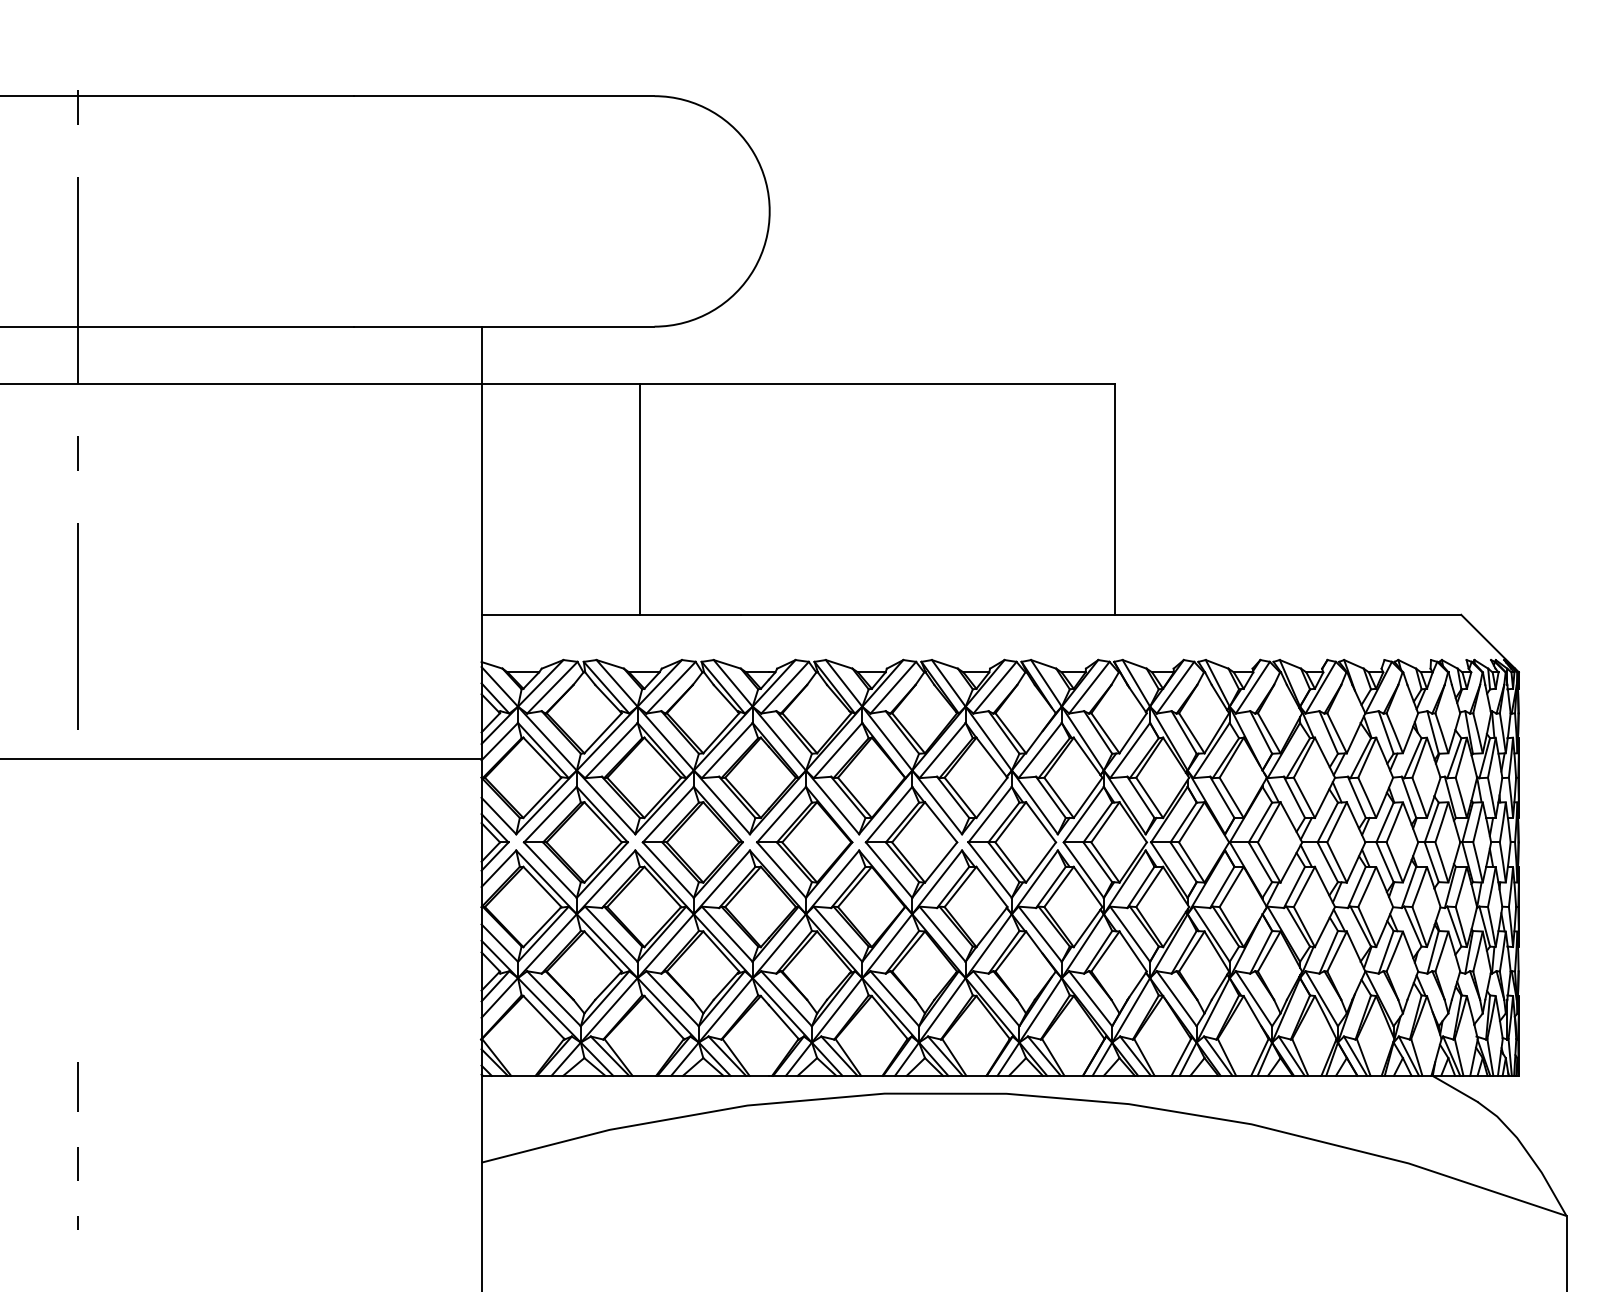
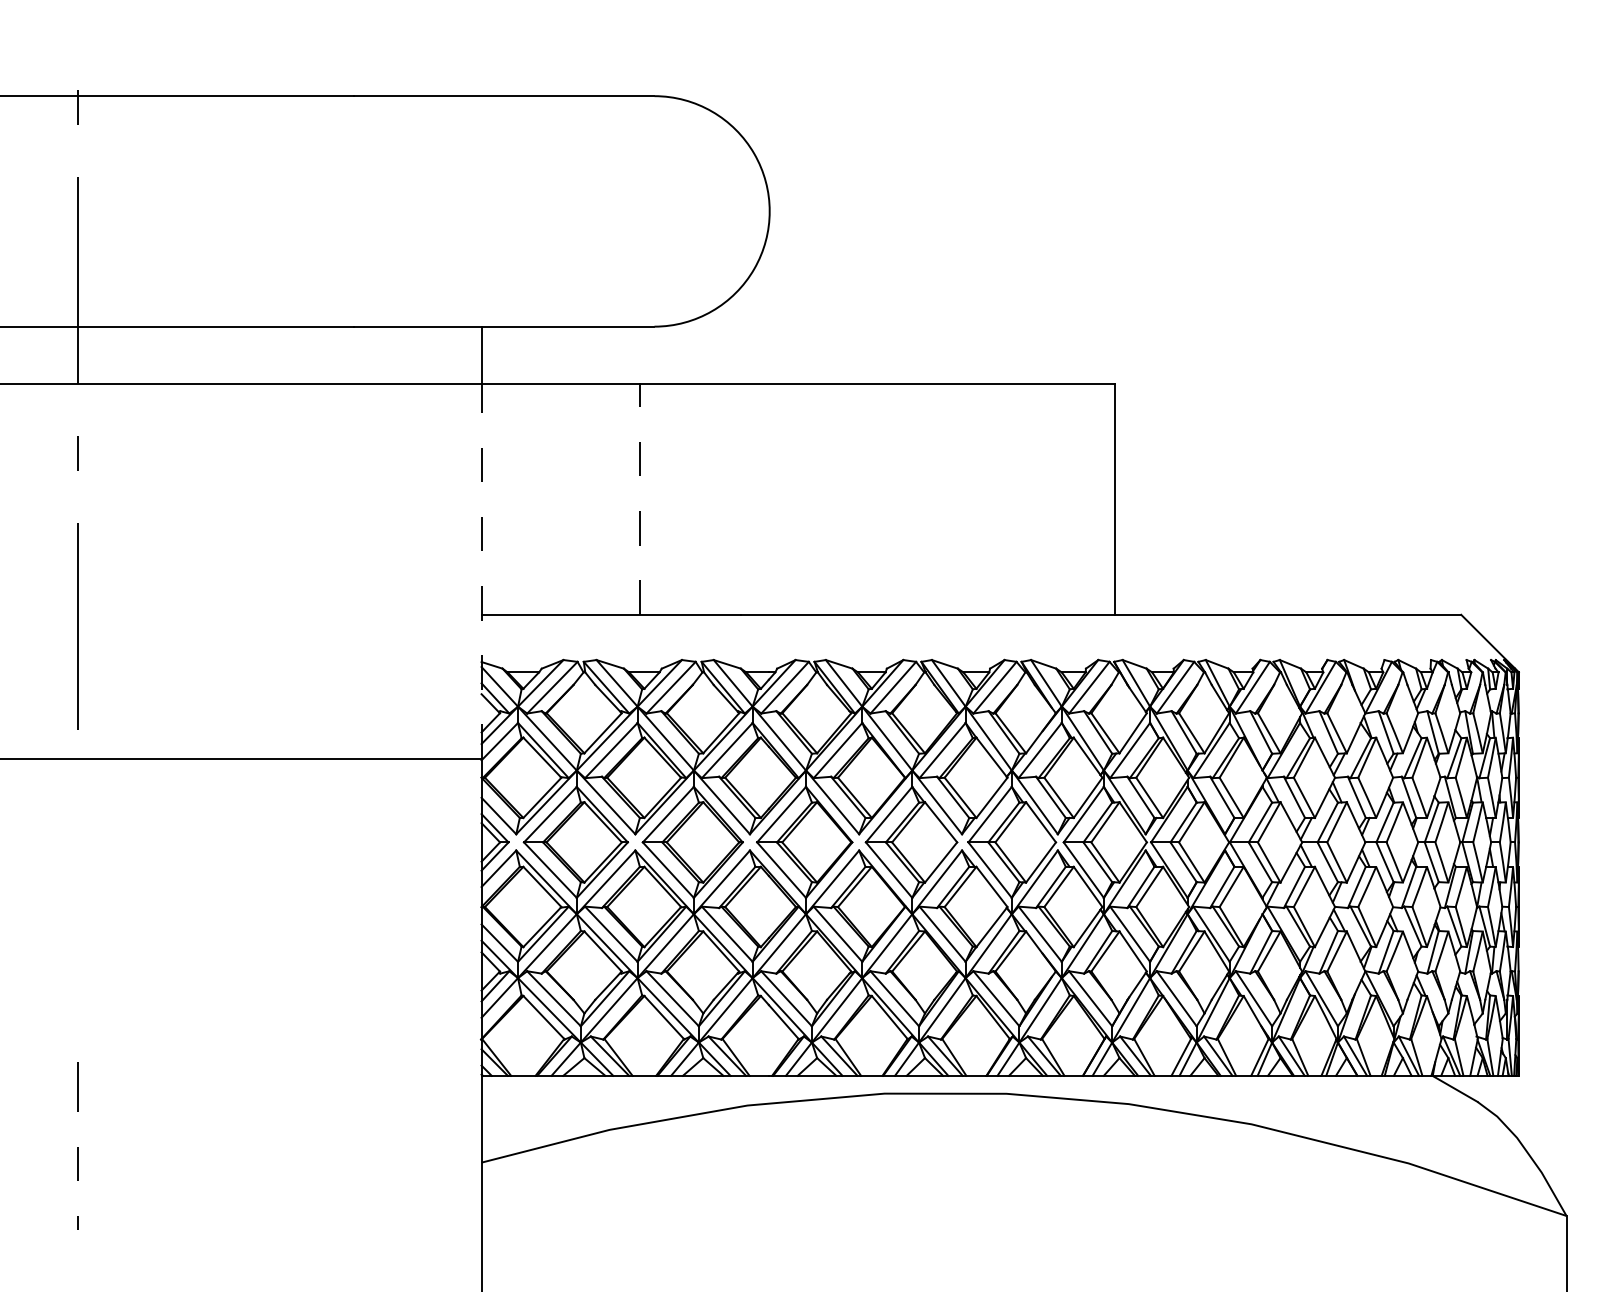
line: solid -> dashed (640, 499)
line: solid -> dashed (481, 571)
